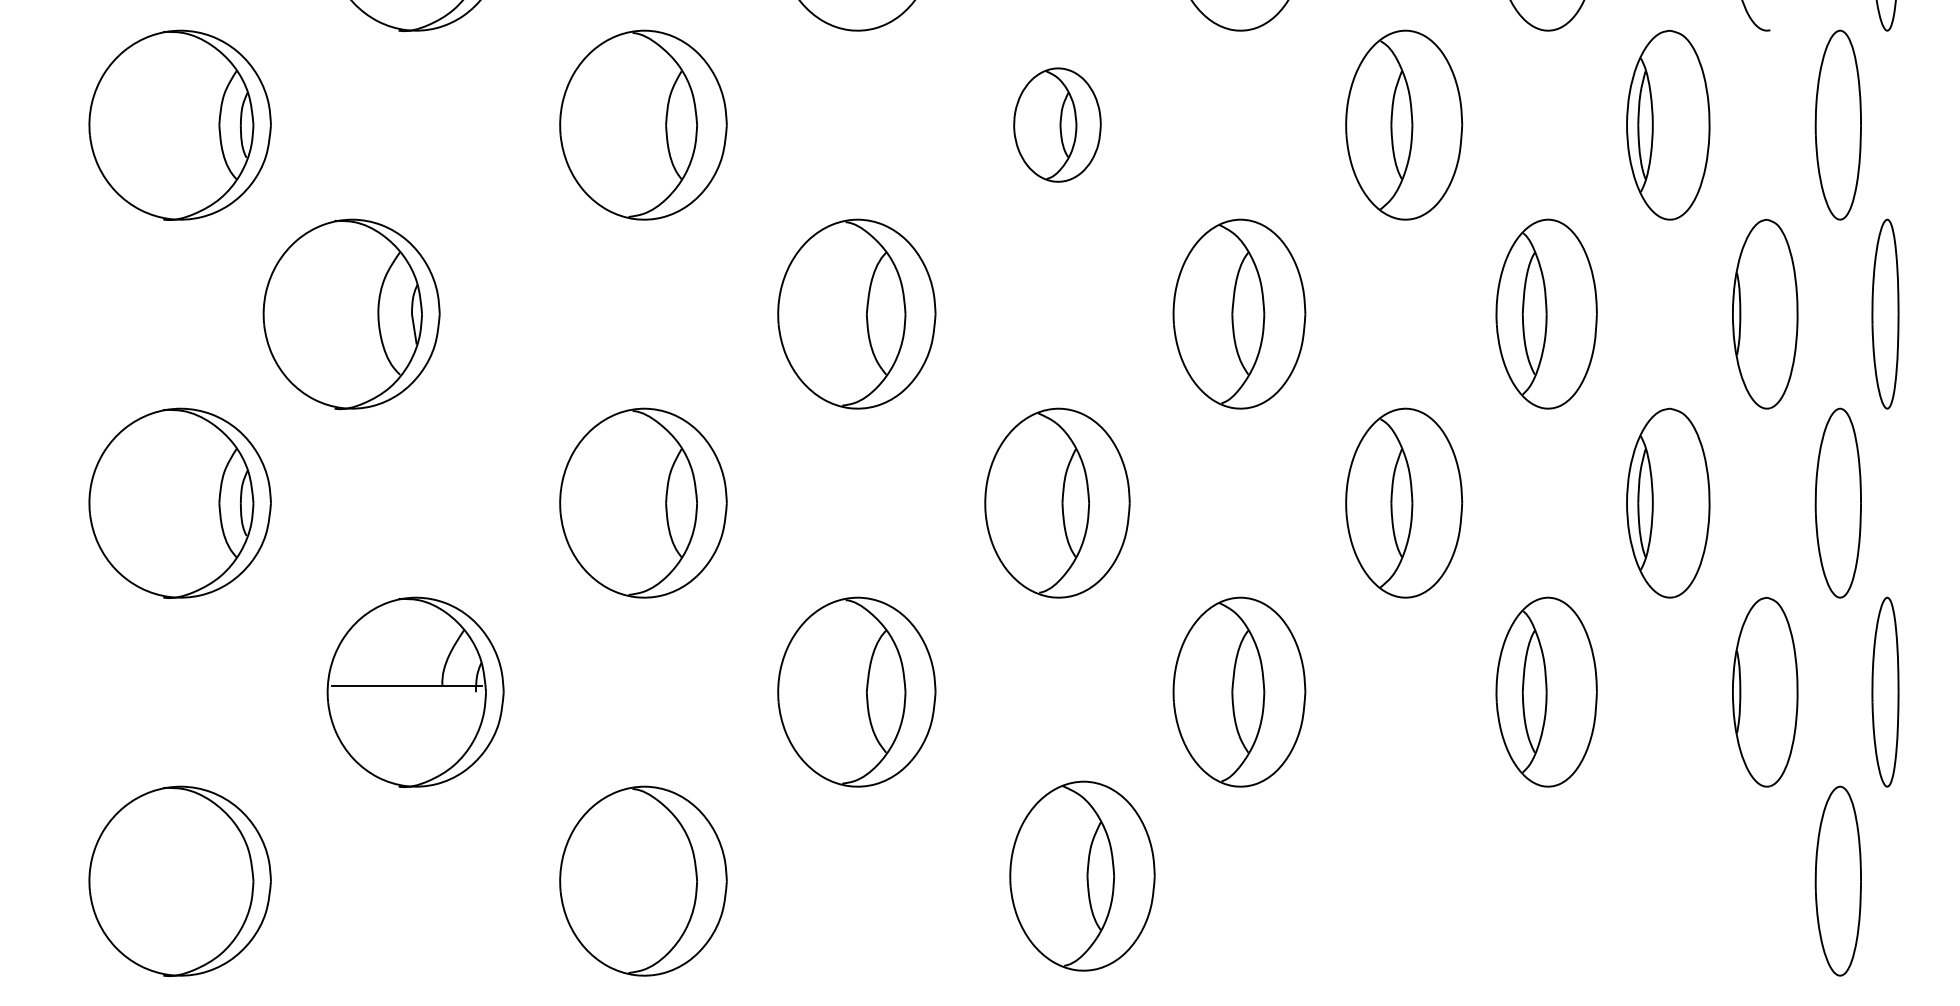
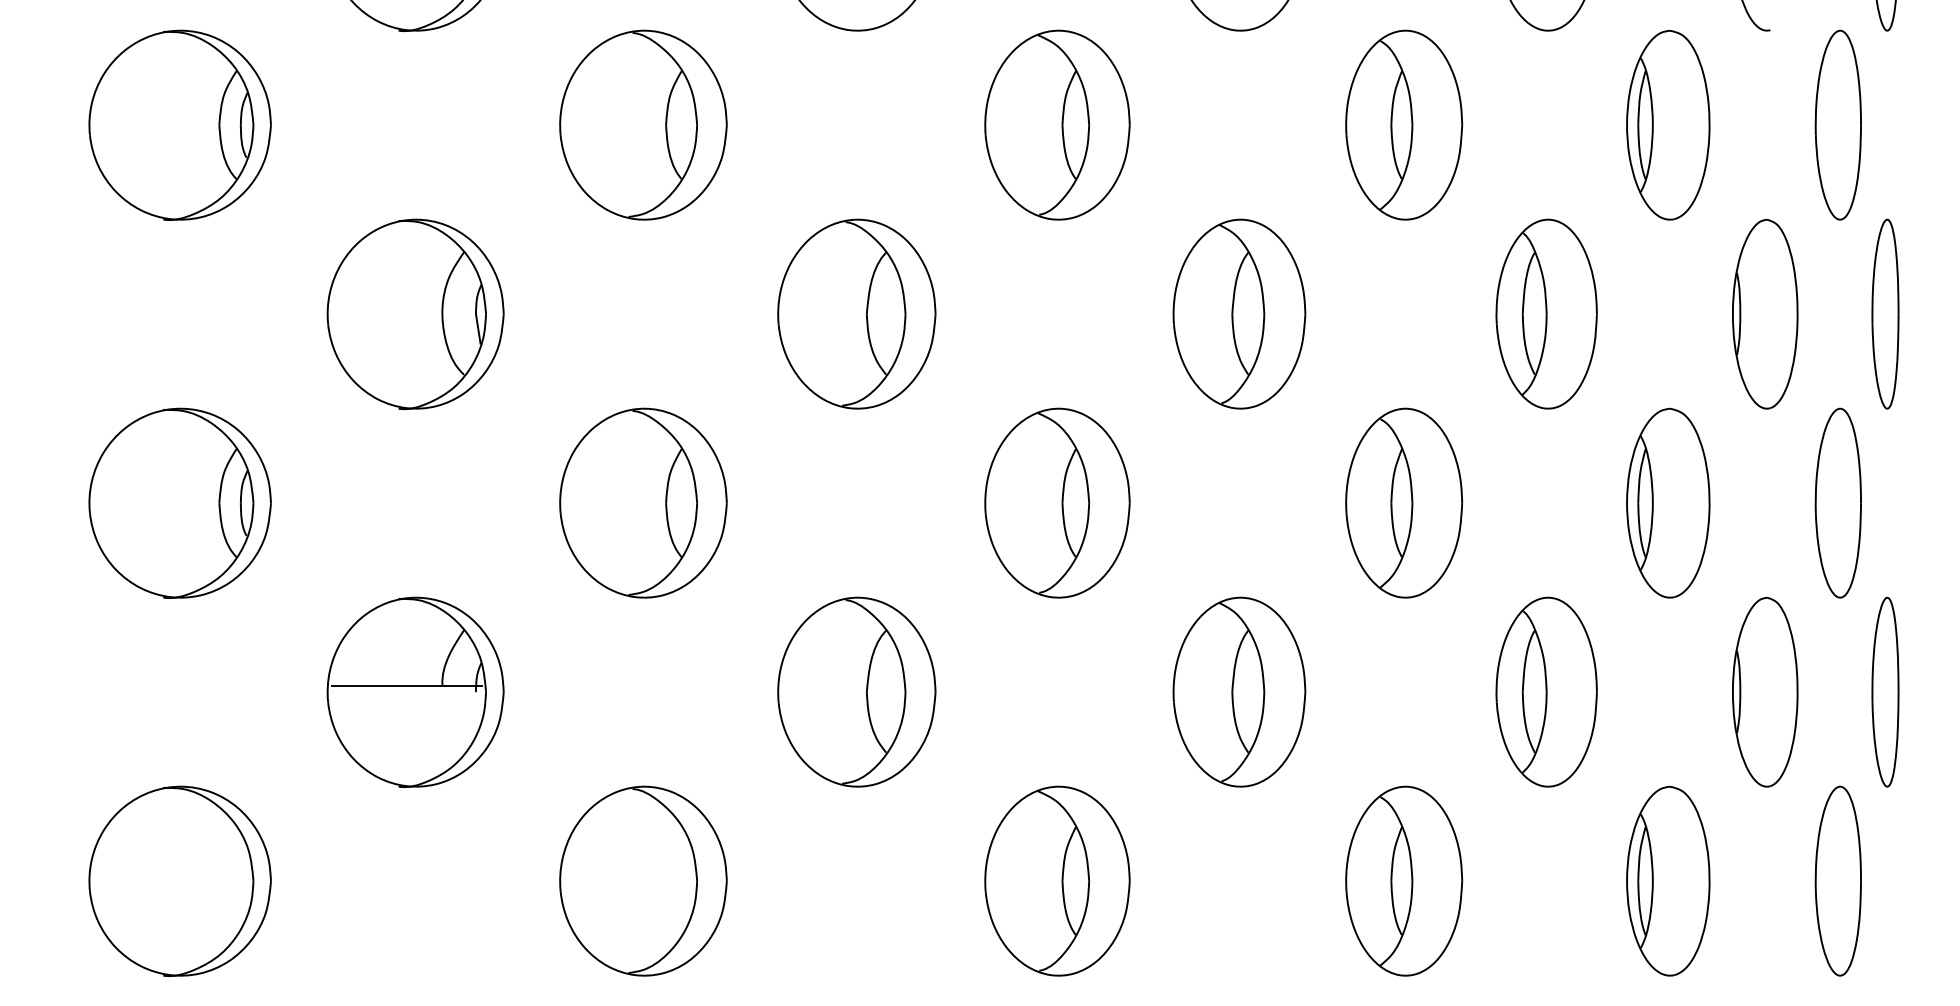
part size: 89x116 px -> 147x192 px (1057, 124)
part position: (351, 314) -> (415, 314) (415, 314)
part position: (1082, 875) -> (1057, 880) (1057, 880)
part: none -> present (1404, 880)
part: none -> present (1668, 880)
